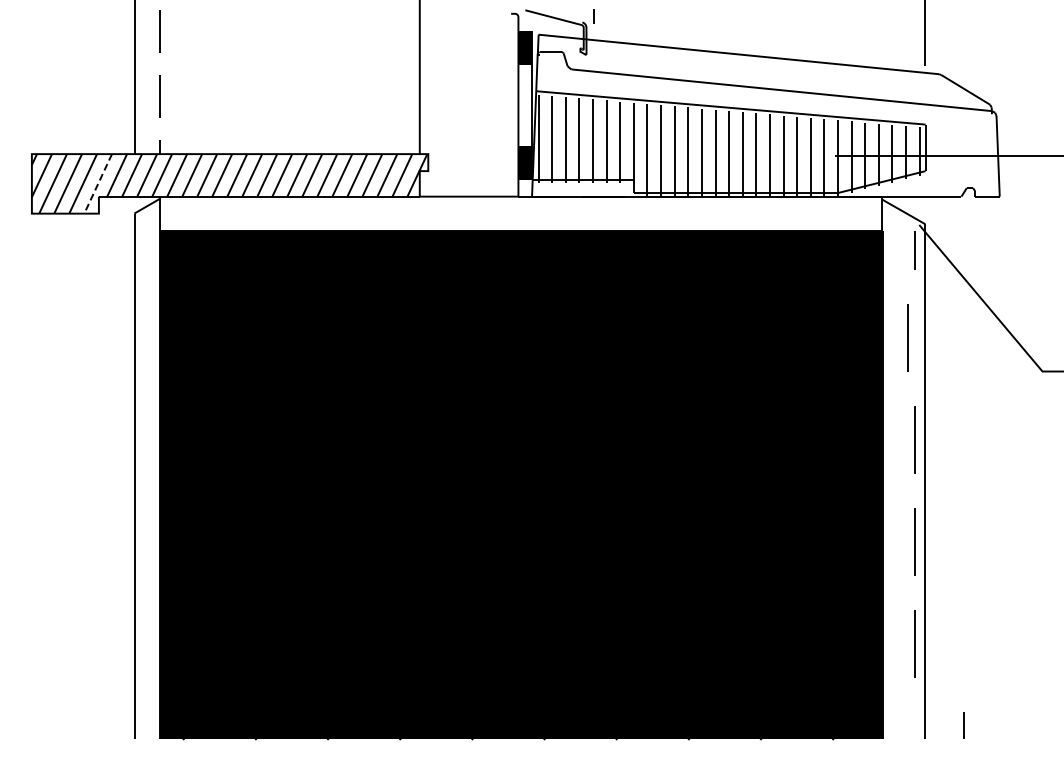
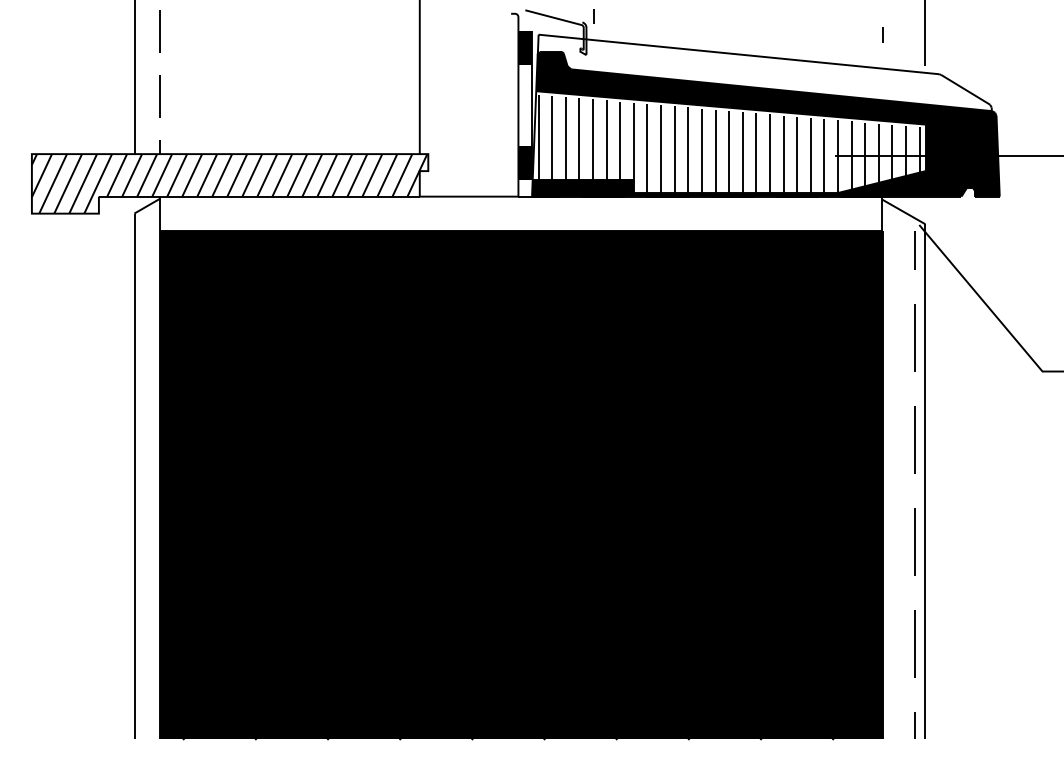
line: none -> present (882, 34)
fill: none -> present (765, 124)
line: dashed -> solid (98, 183)
line position: (907, 337) -> (914, 337) (914, 337)
line position: (963, 725) -> (914, 725) (914, 725)
